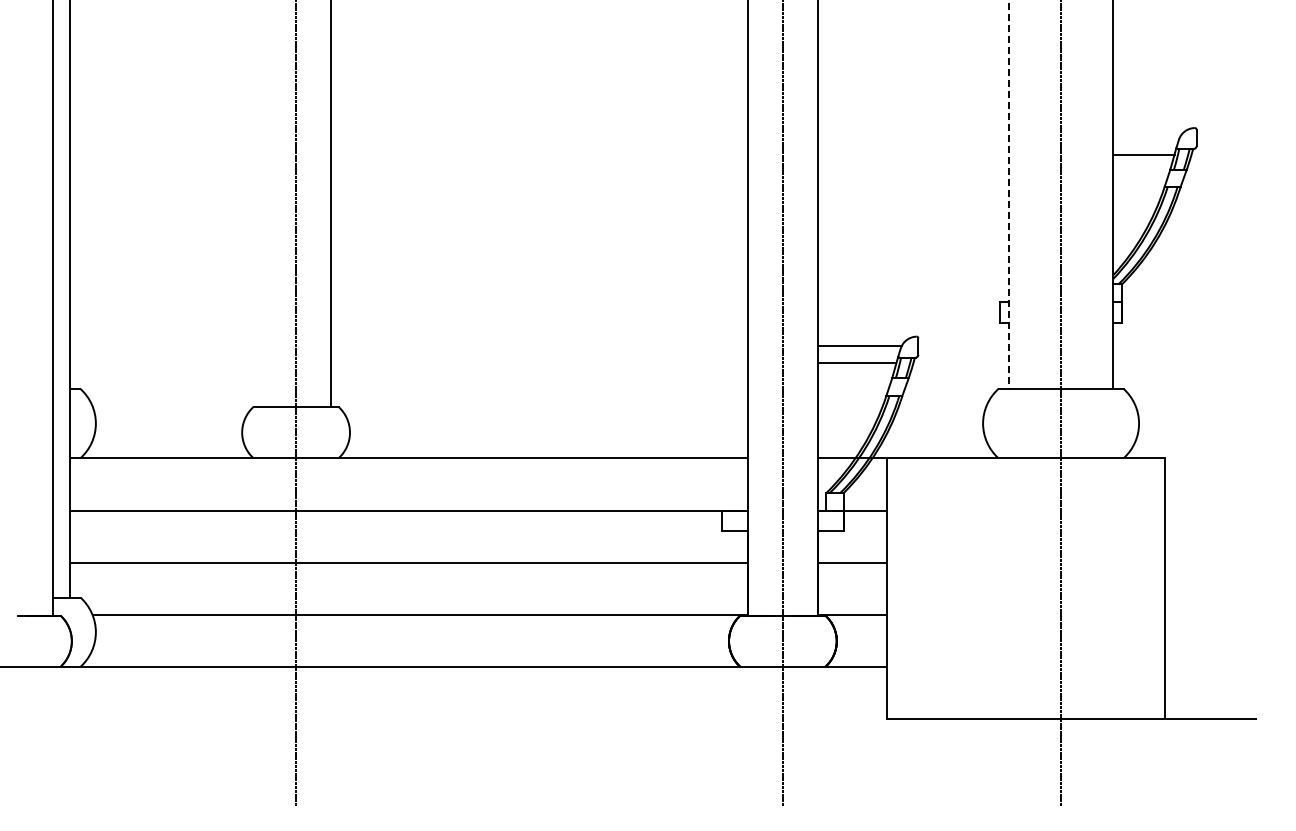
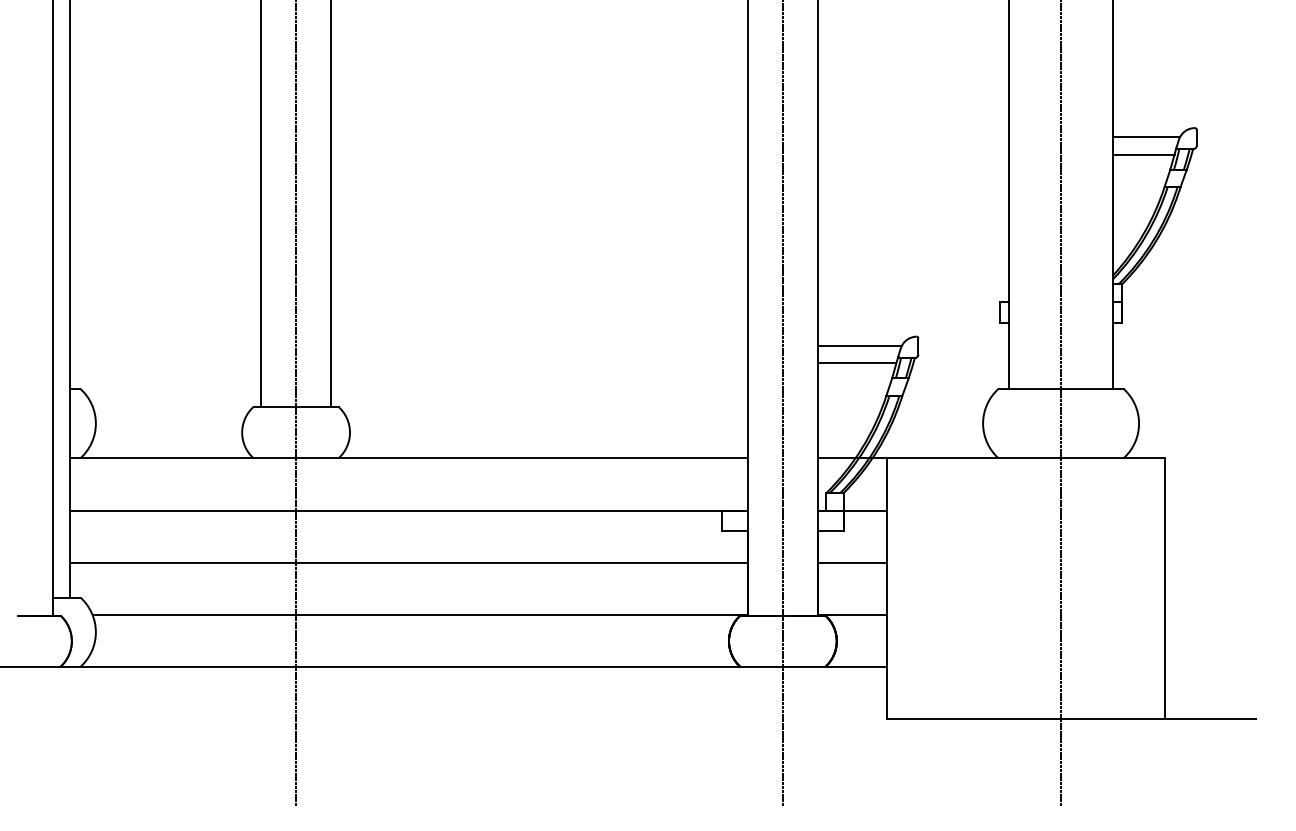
line: none -> present (1146, 137)
line: dashed -> solid (1008, 195)
line: none -> present (261, 204)
